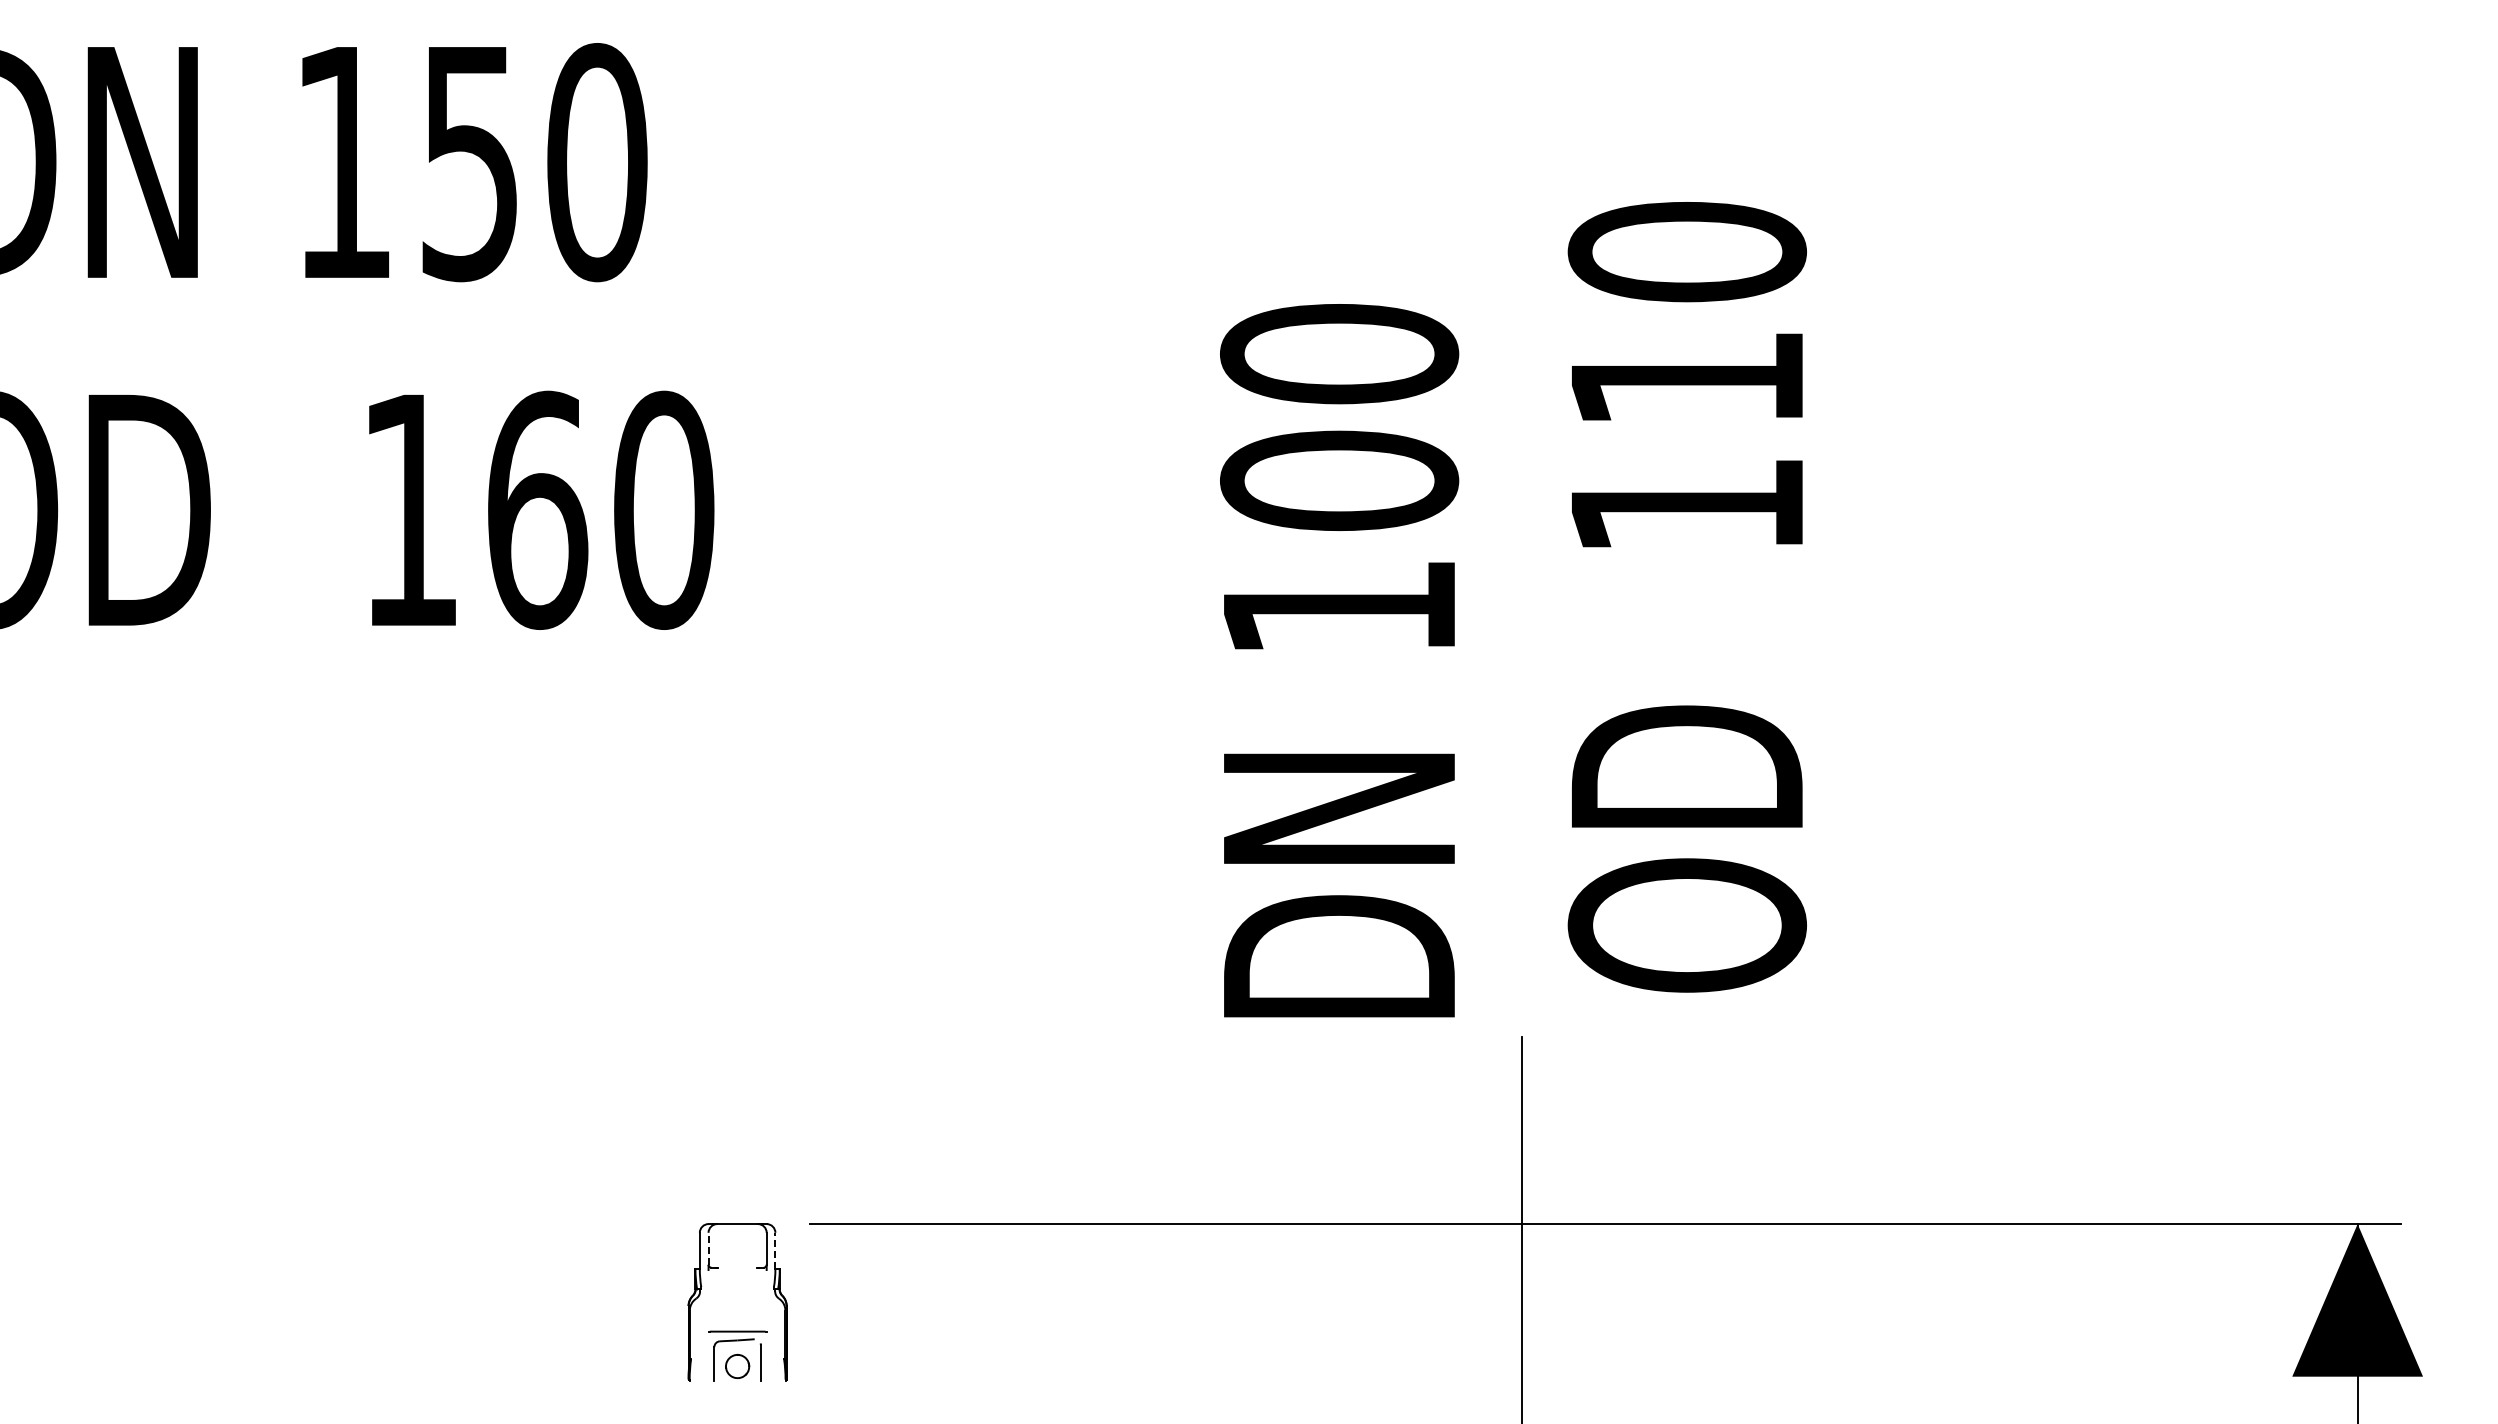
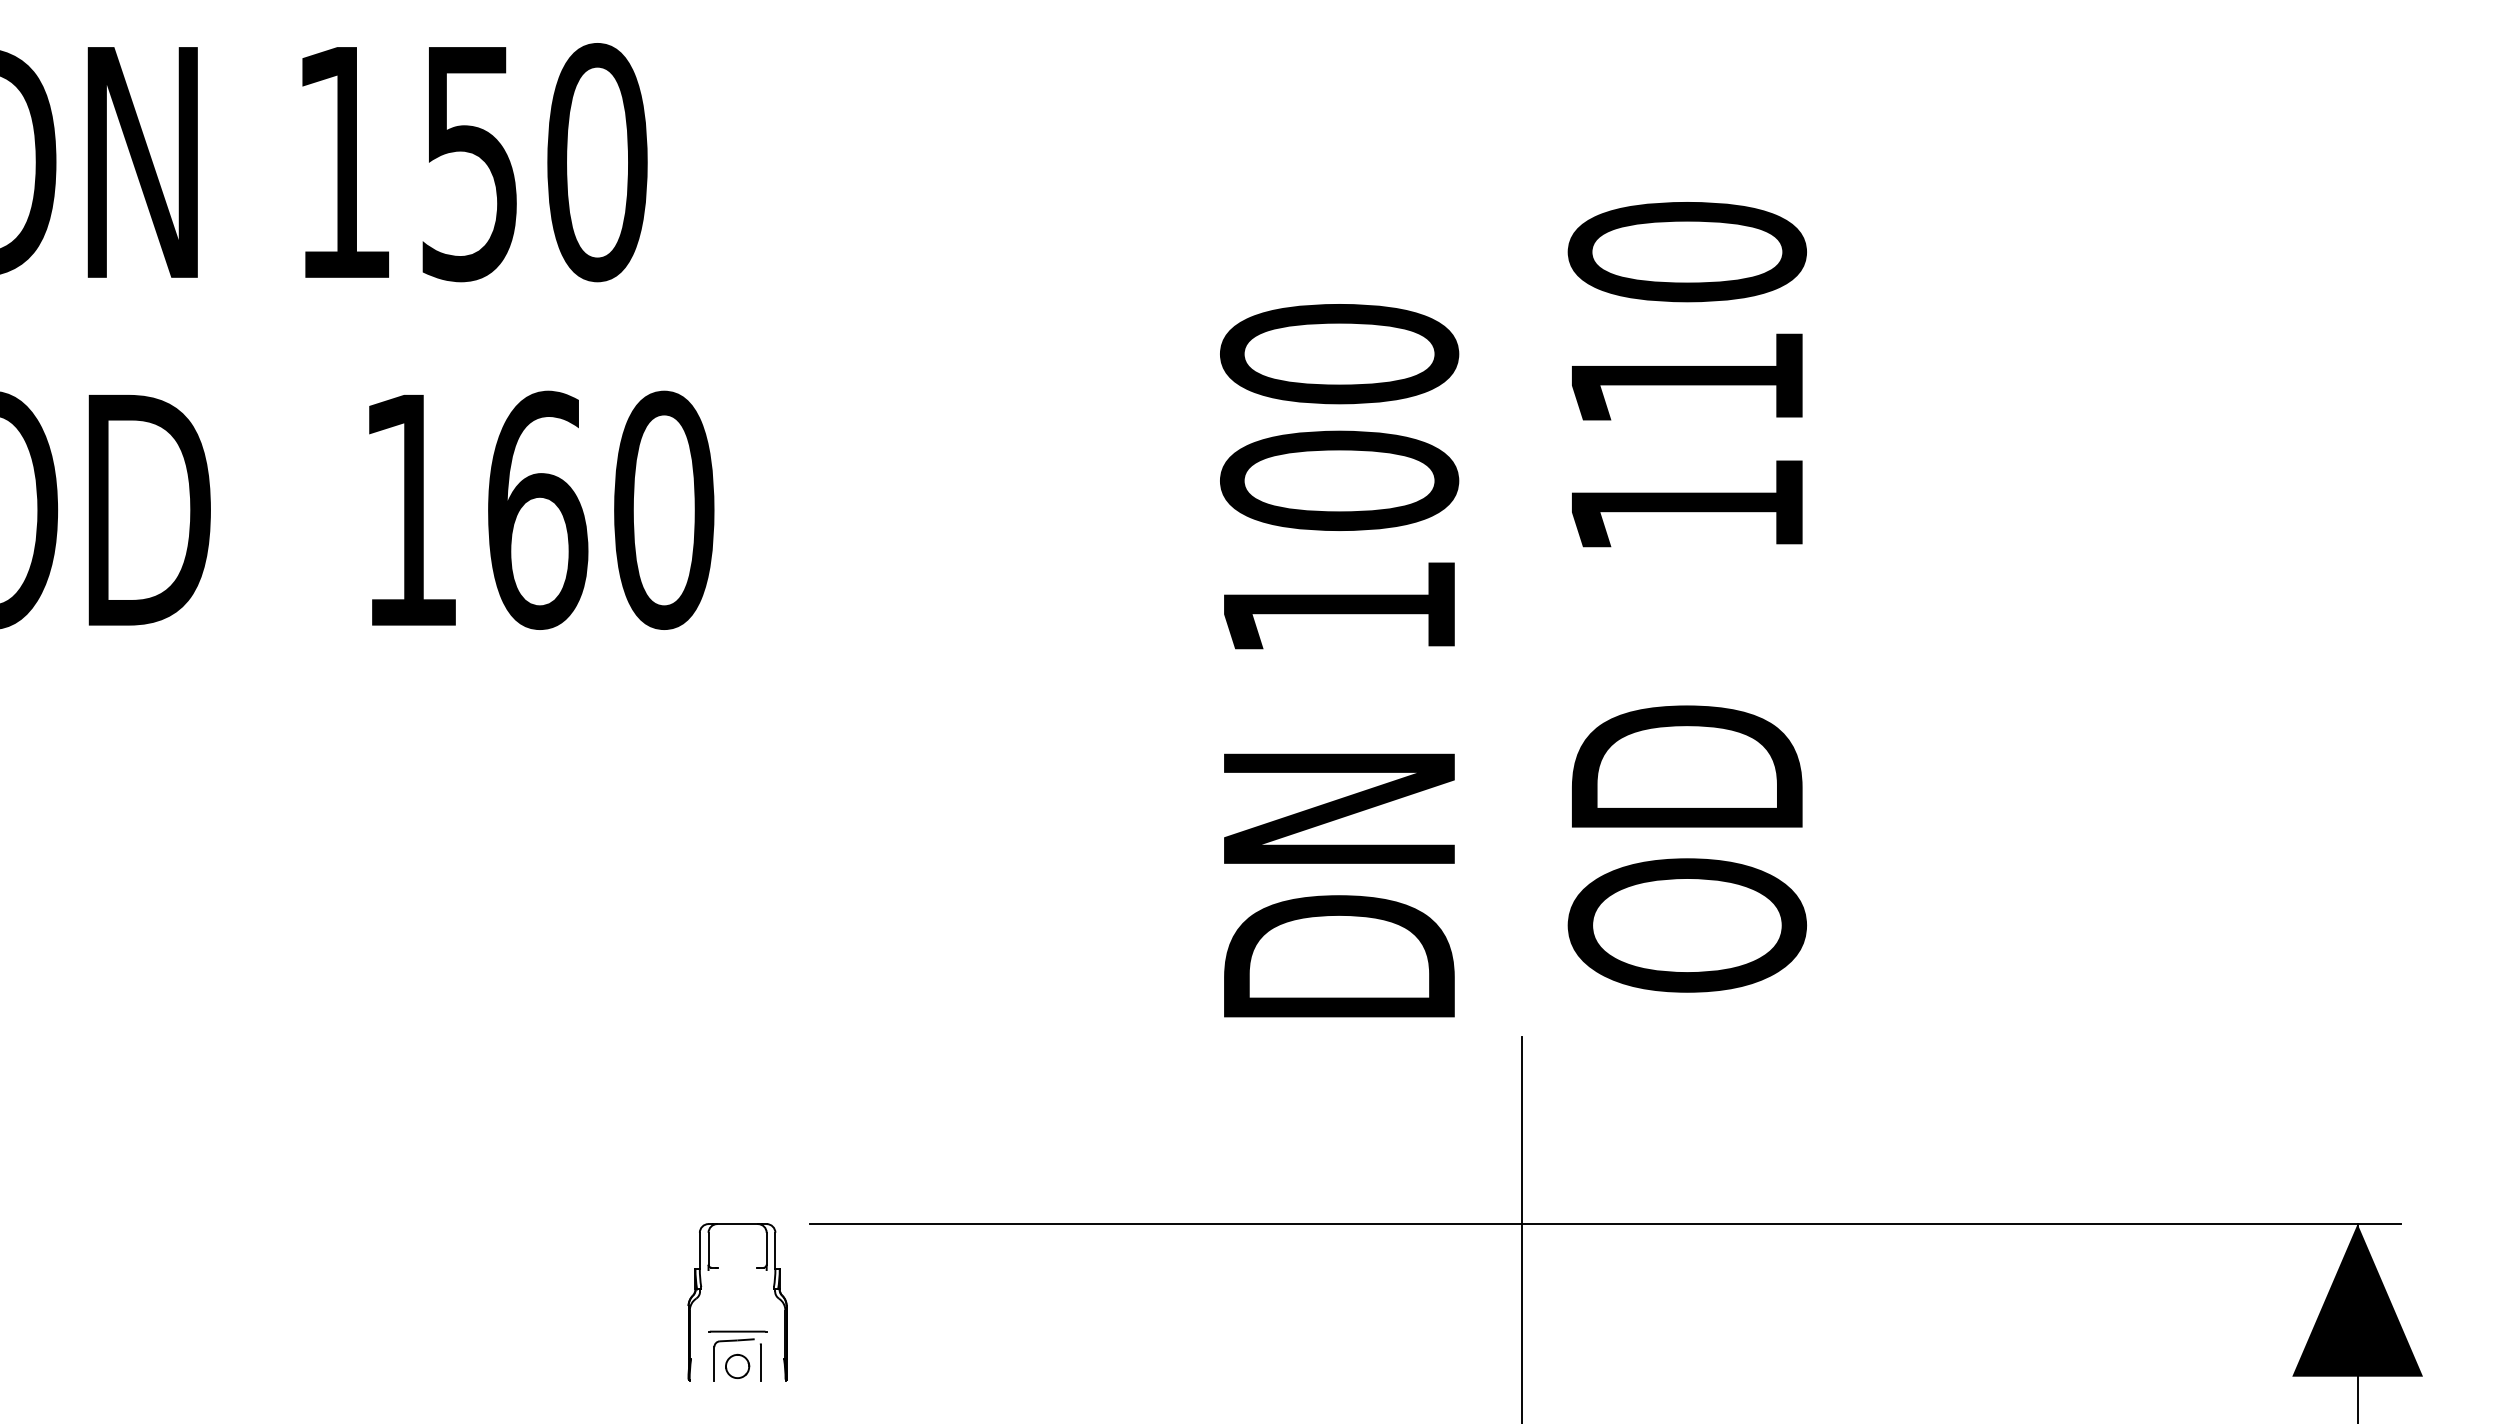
line: dashed -> solid (708, 1248)
line: dashed -> solid (775, 1250)
